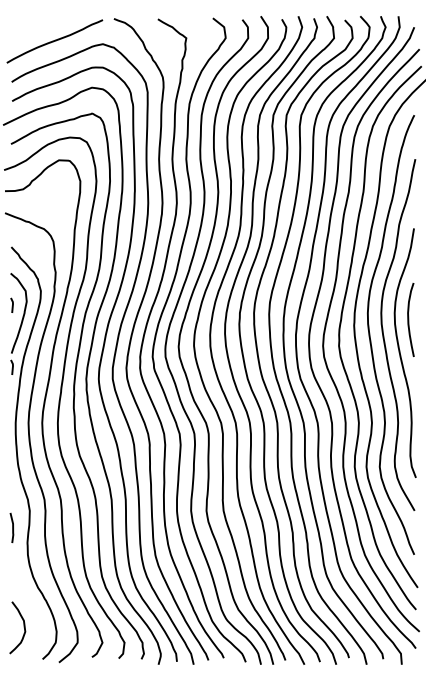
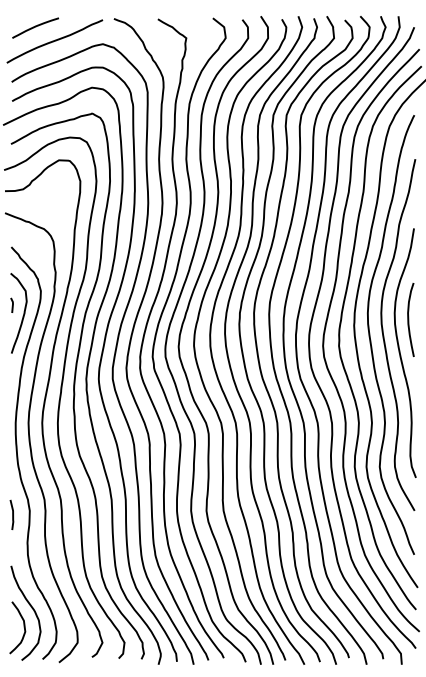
curve: none -> present (35, 27)
line: present -> none (12, 366)
line position: (12, 527) -> (12, 514) (12, 514)
curve: none -> present (31, 608)
